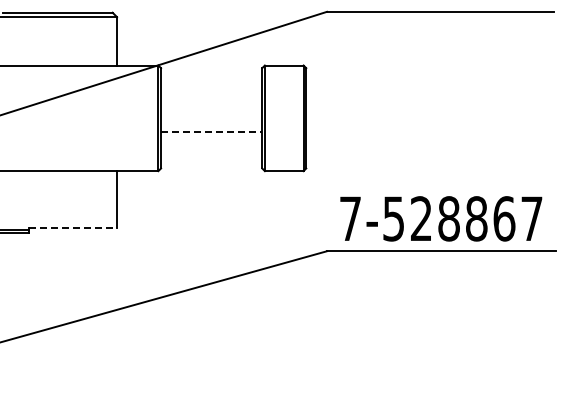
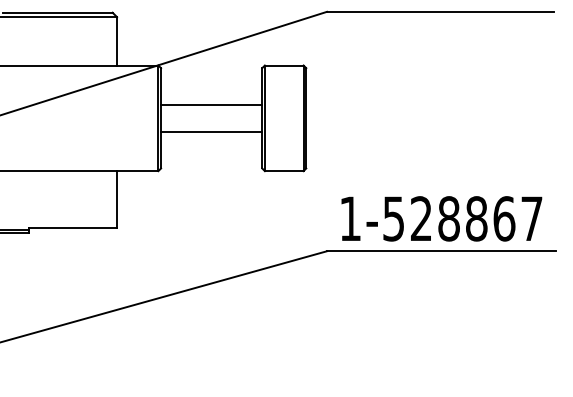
line: none -> present (211, 105)
line: dashed -> solid (211, 131)
text: 7-528867 -> 1-528867 (350, 218)
line: dashed -> solid (73, 228)
